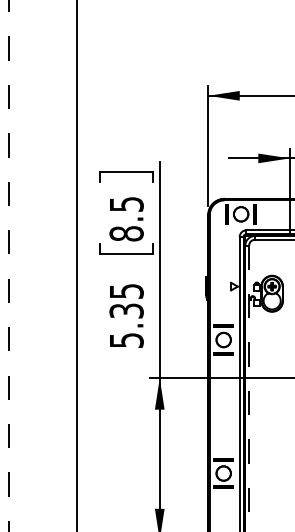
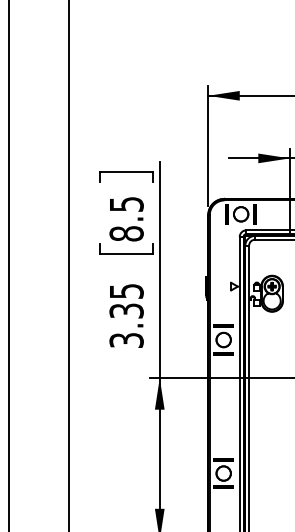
line: dashed -> solid (8, 265)
line position: (77, 265) -> (69, 265) (69, 265)
text: 5.35 -> 3.35 (126, 340)
line: dashed -> solid (249, 388)
